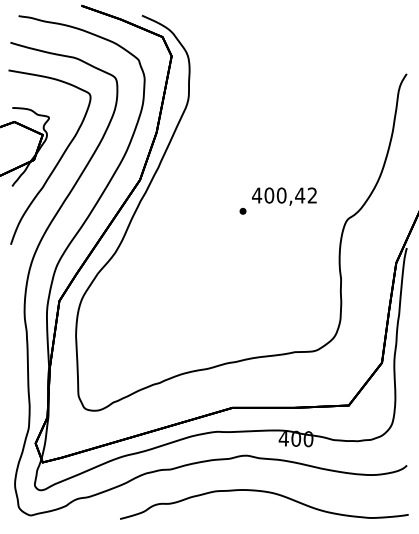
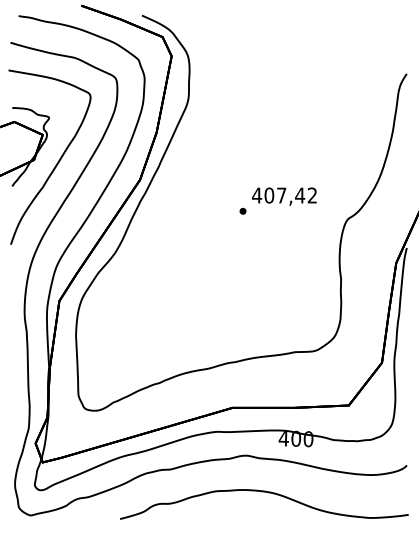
text: 400,42 -> 407,42 (281, 195)
